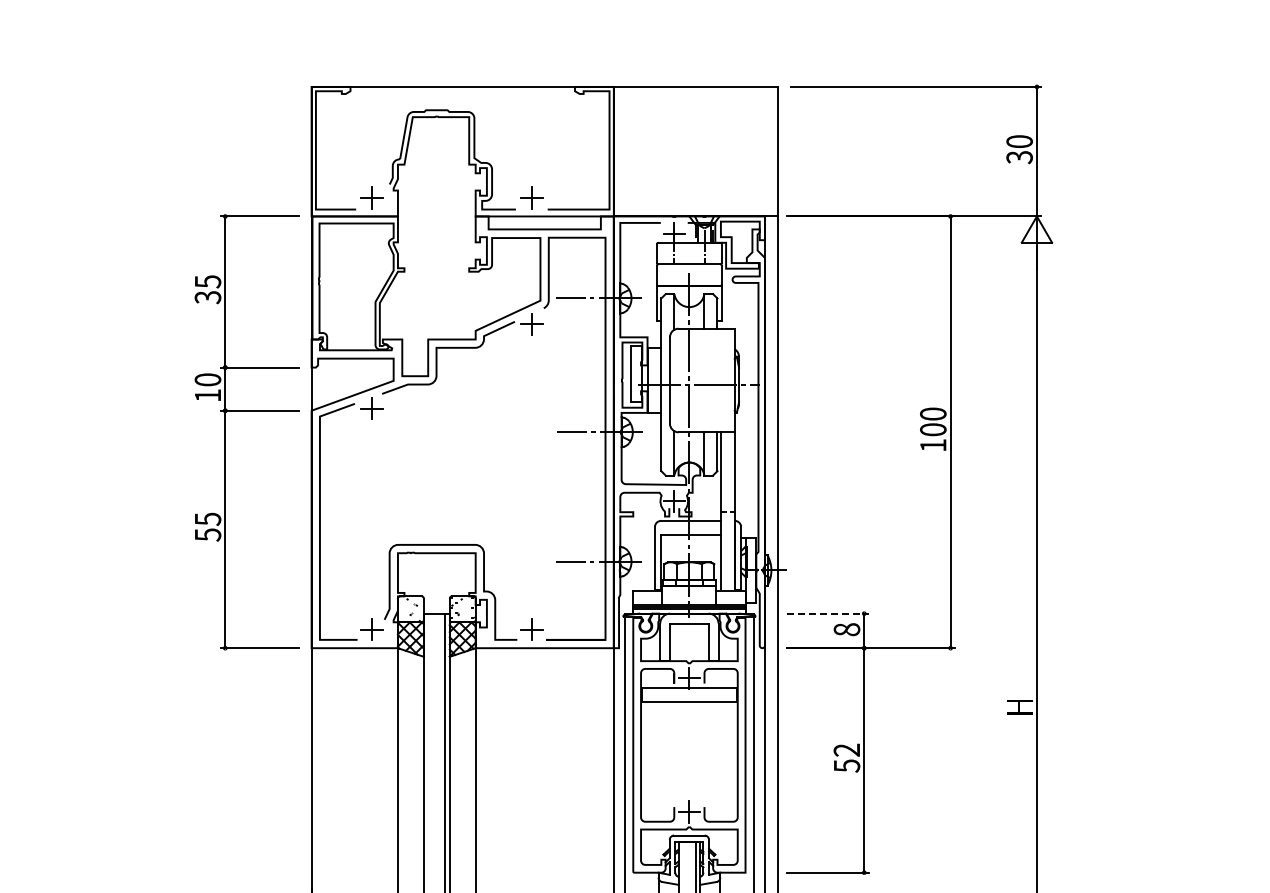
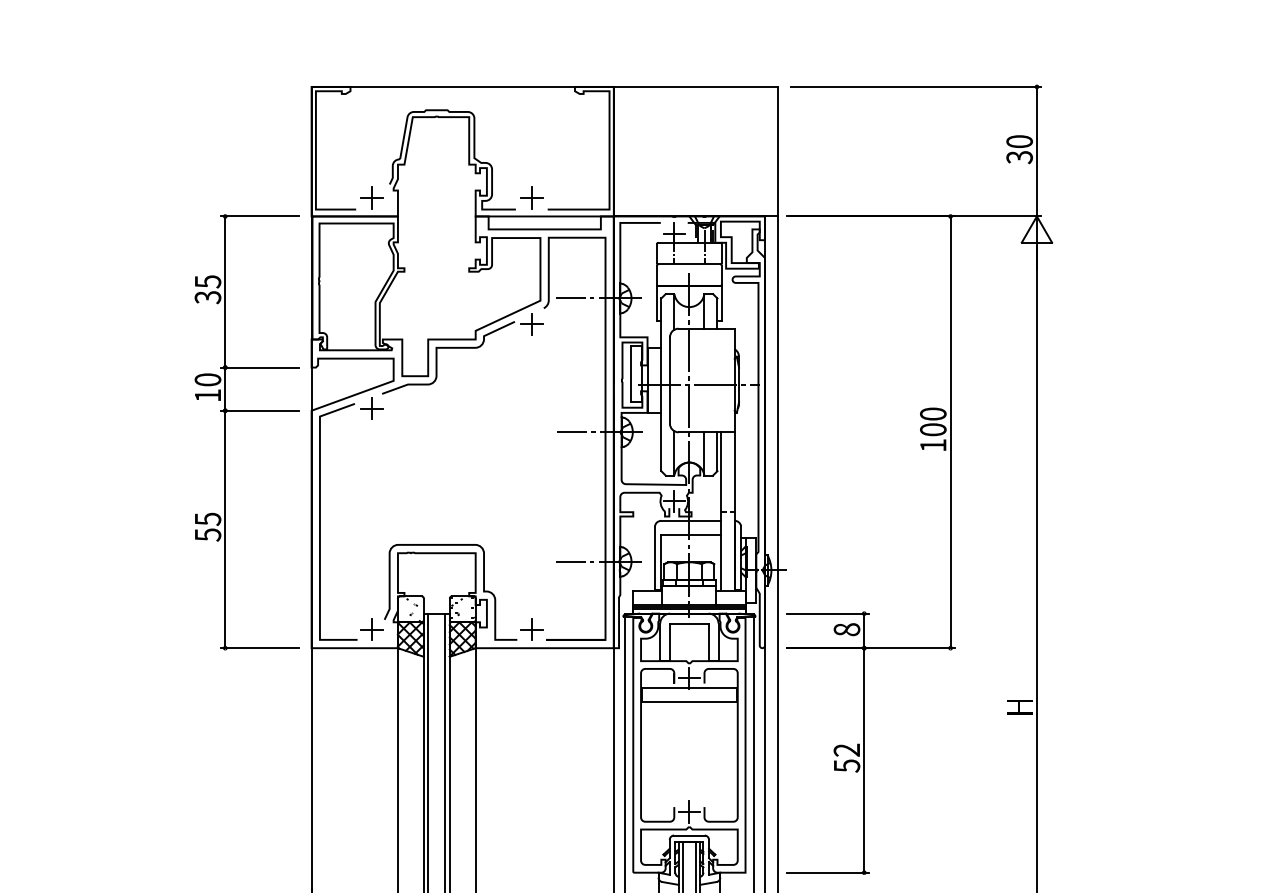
line: dashed -> solid (828, 613)
line: none -> present (428, 751)
line: none -> present (682, 865)
